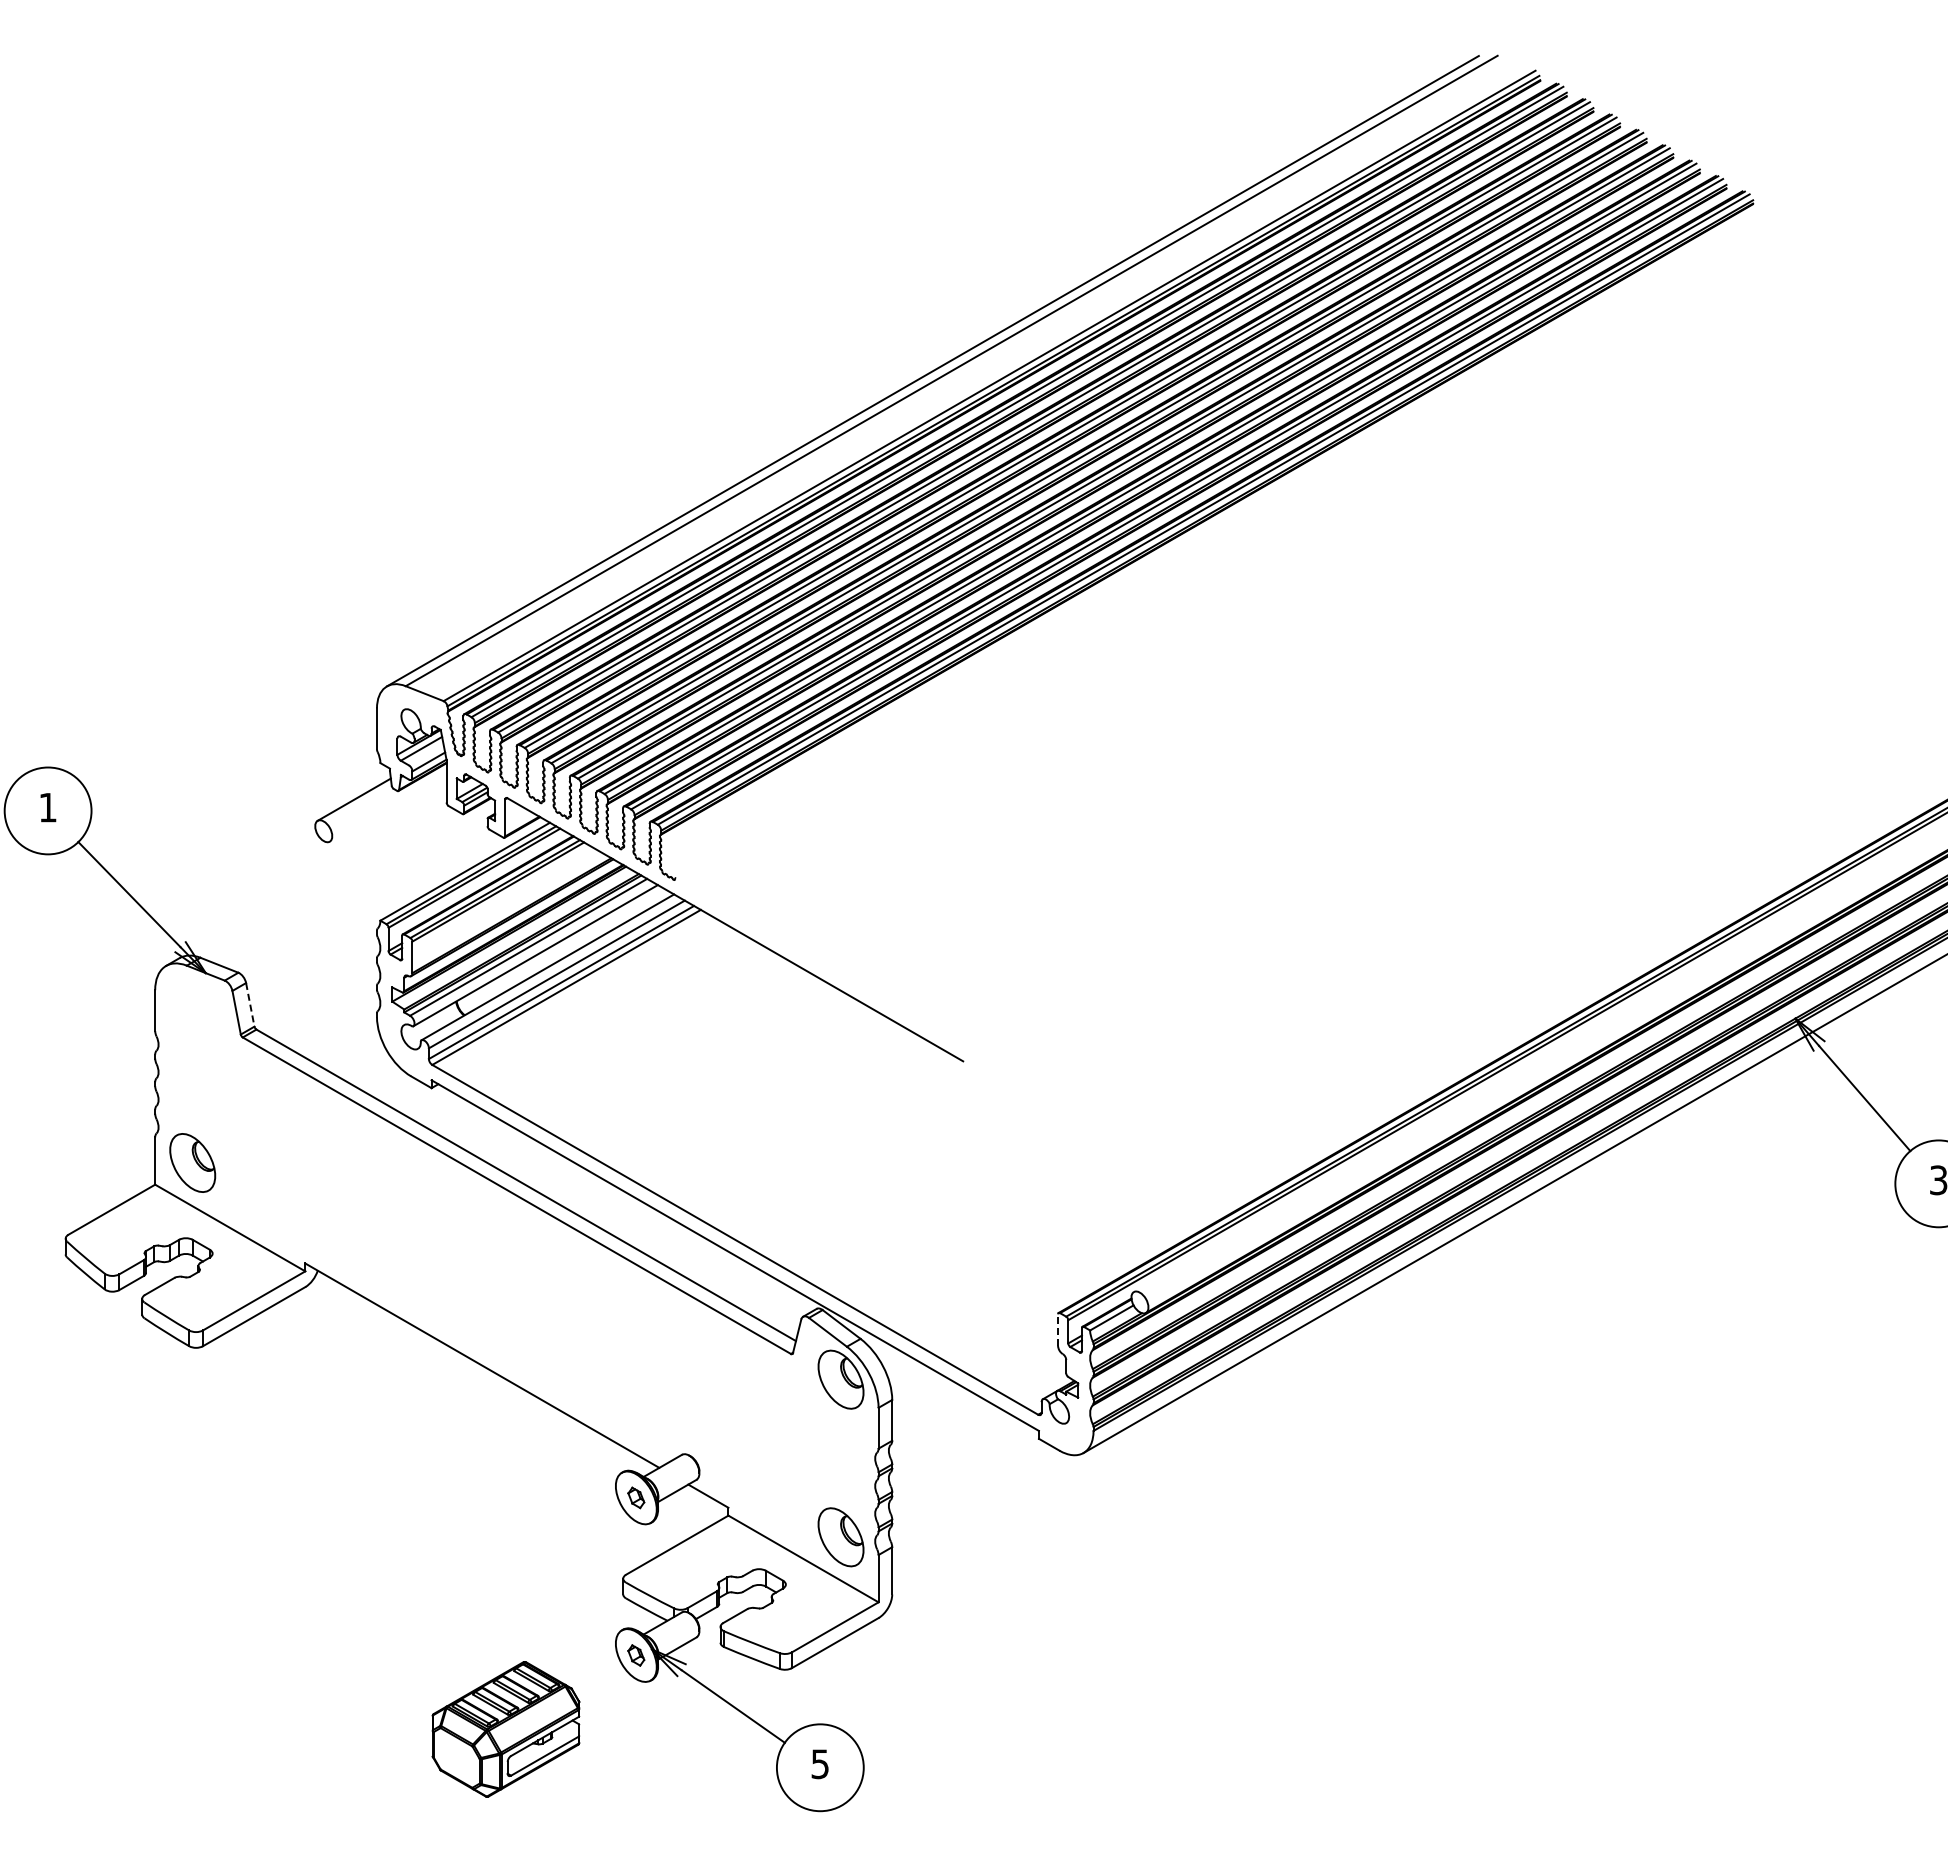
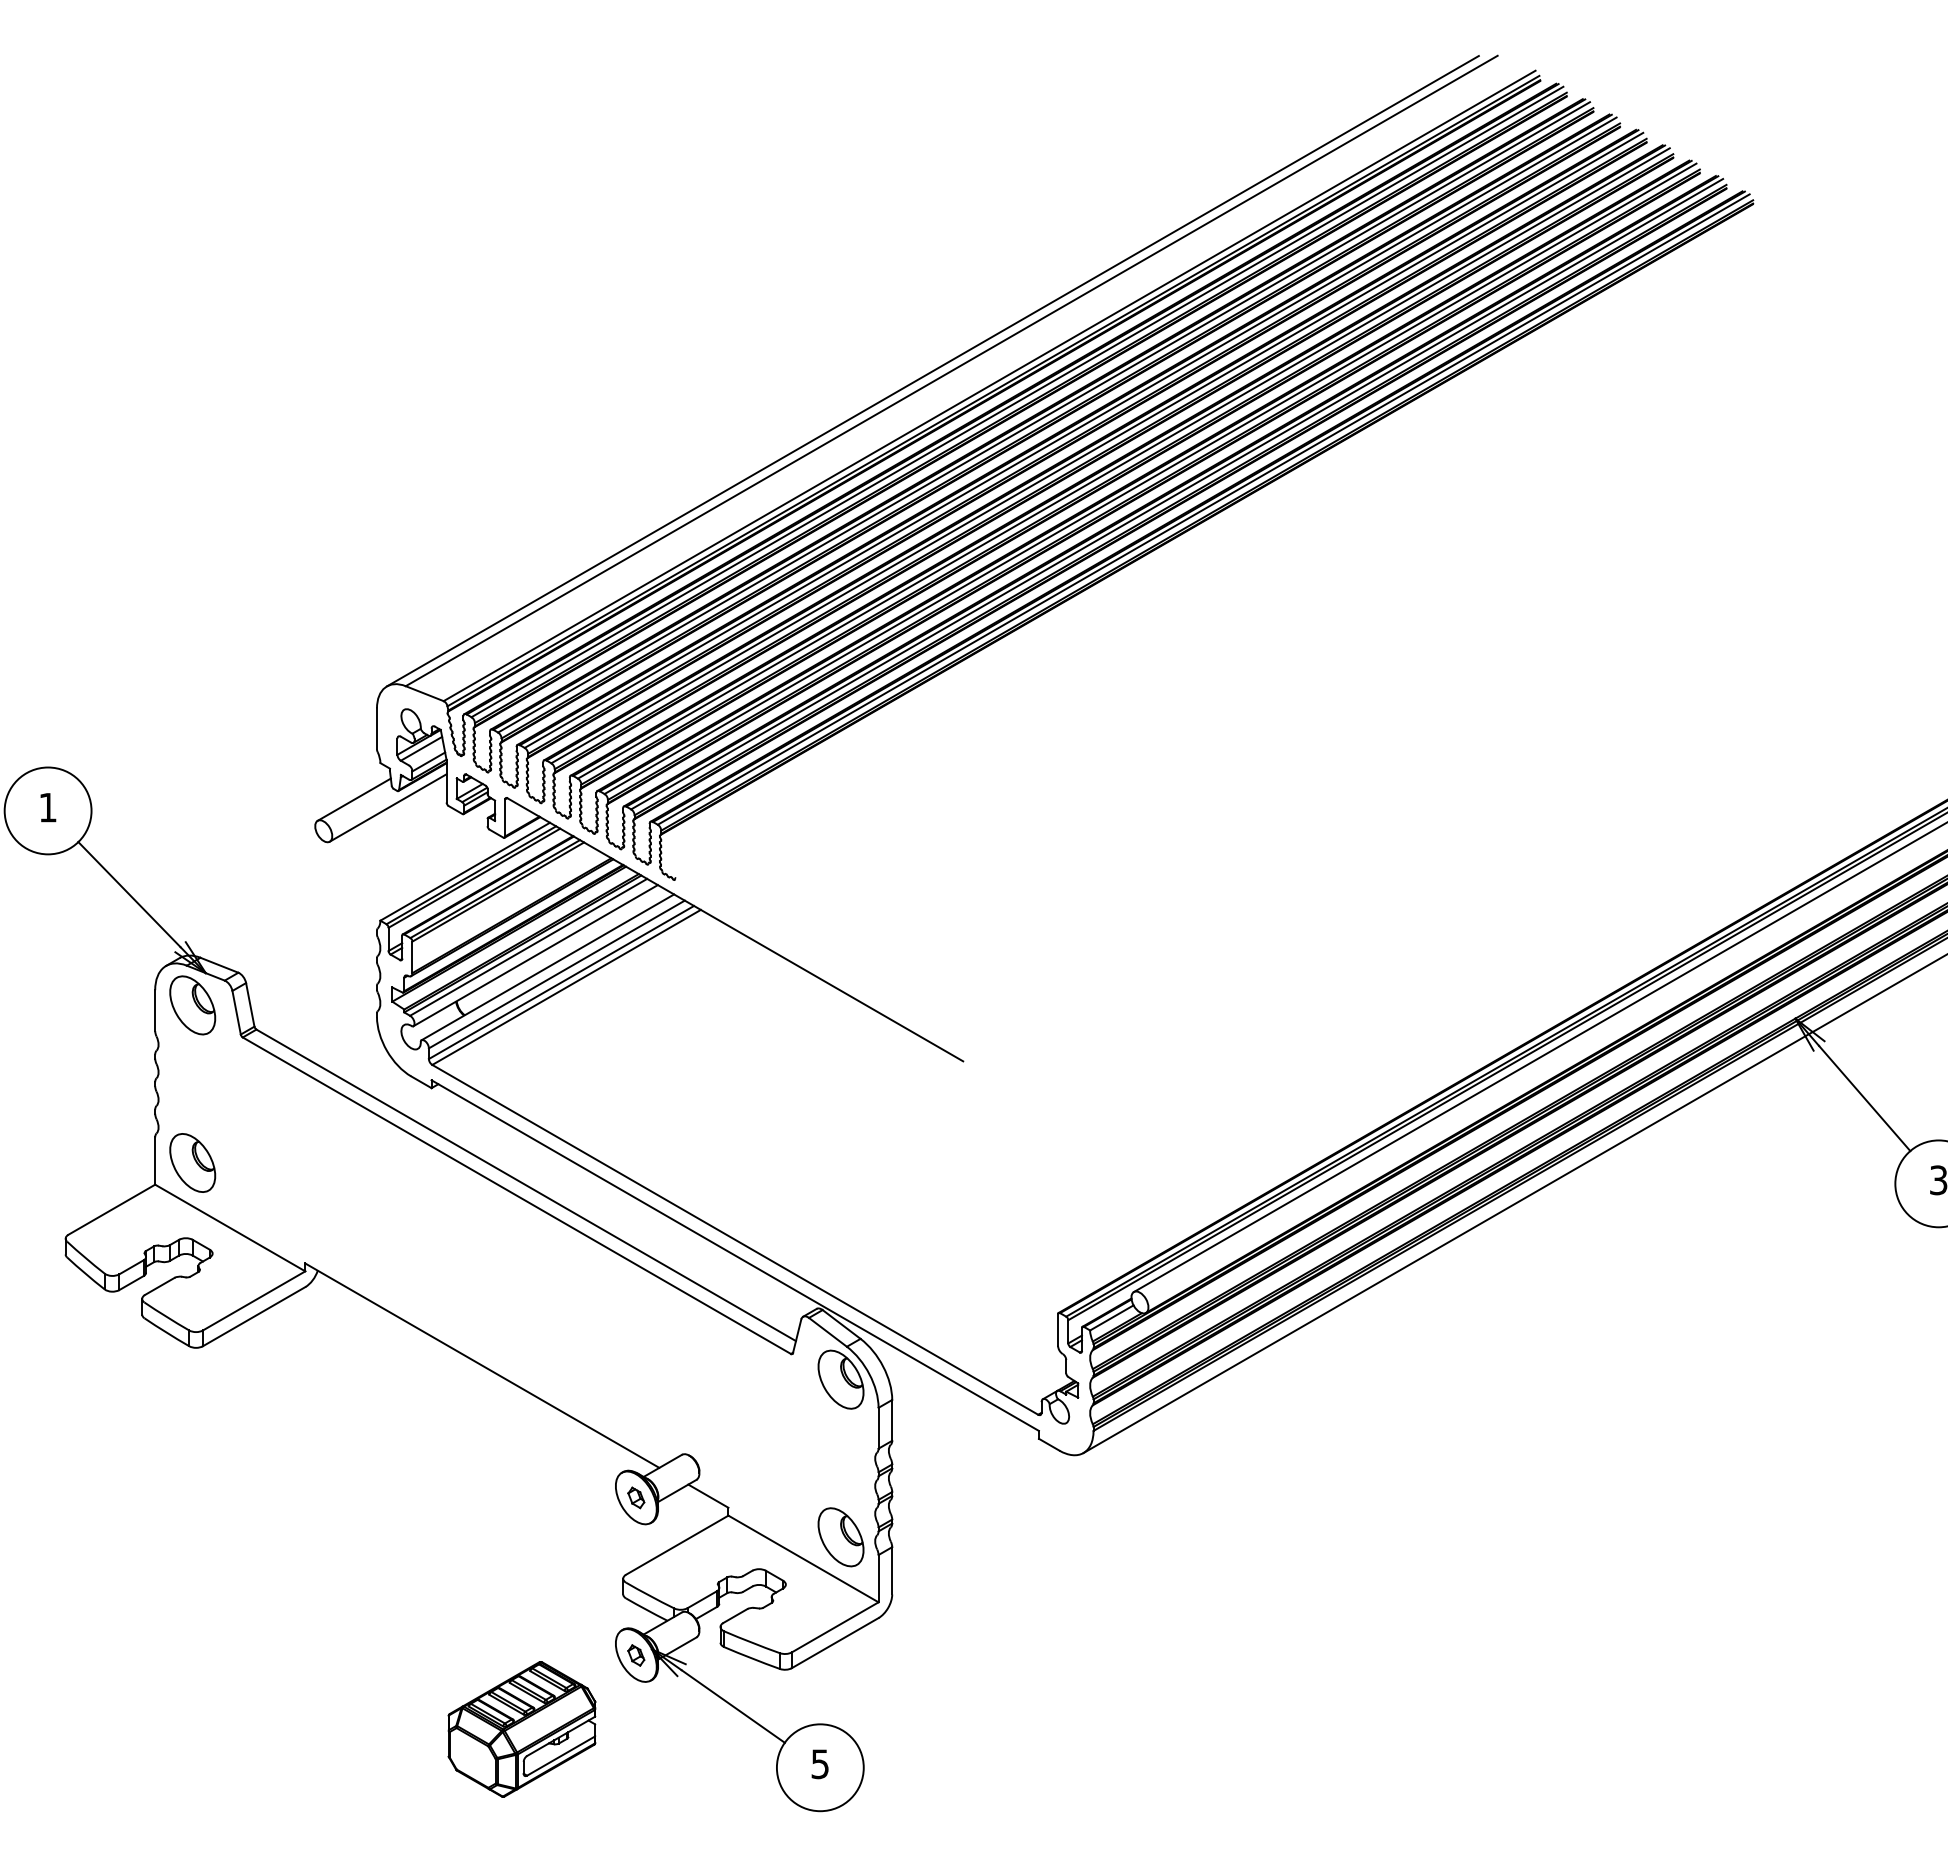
line: none -> present (387, 807)
part: none -> present (192, 1005)
line: dashed -> solid (250, 1005)
line: none -> present (1538, 1057)
line: dashed -> solid (1058, 1330)
part position: (505, 1729) -> (521, 1729) (521, 1729)
